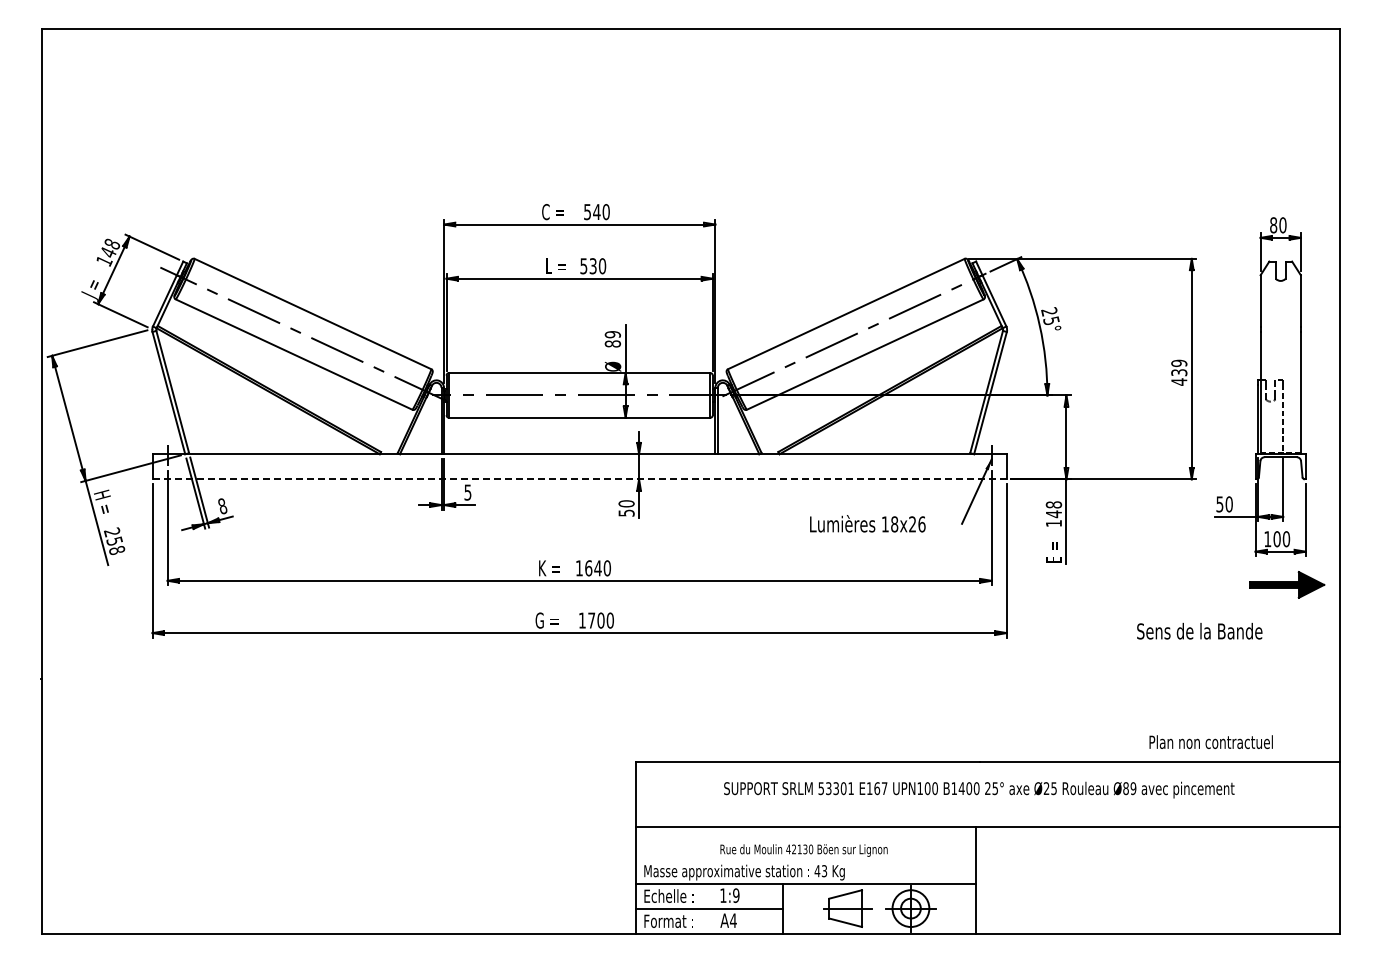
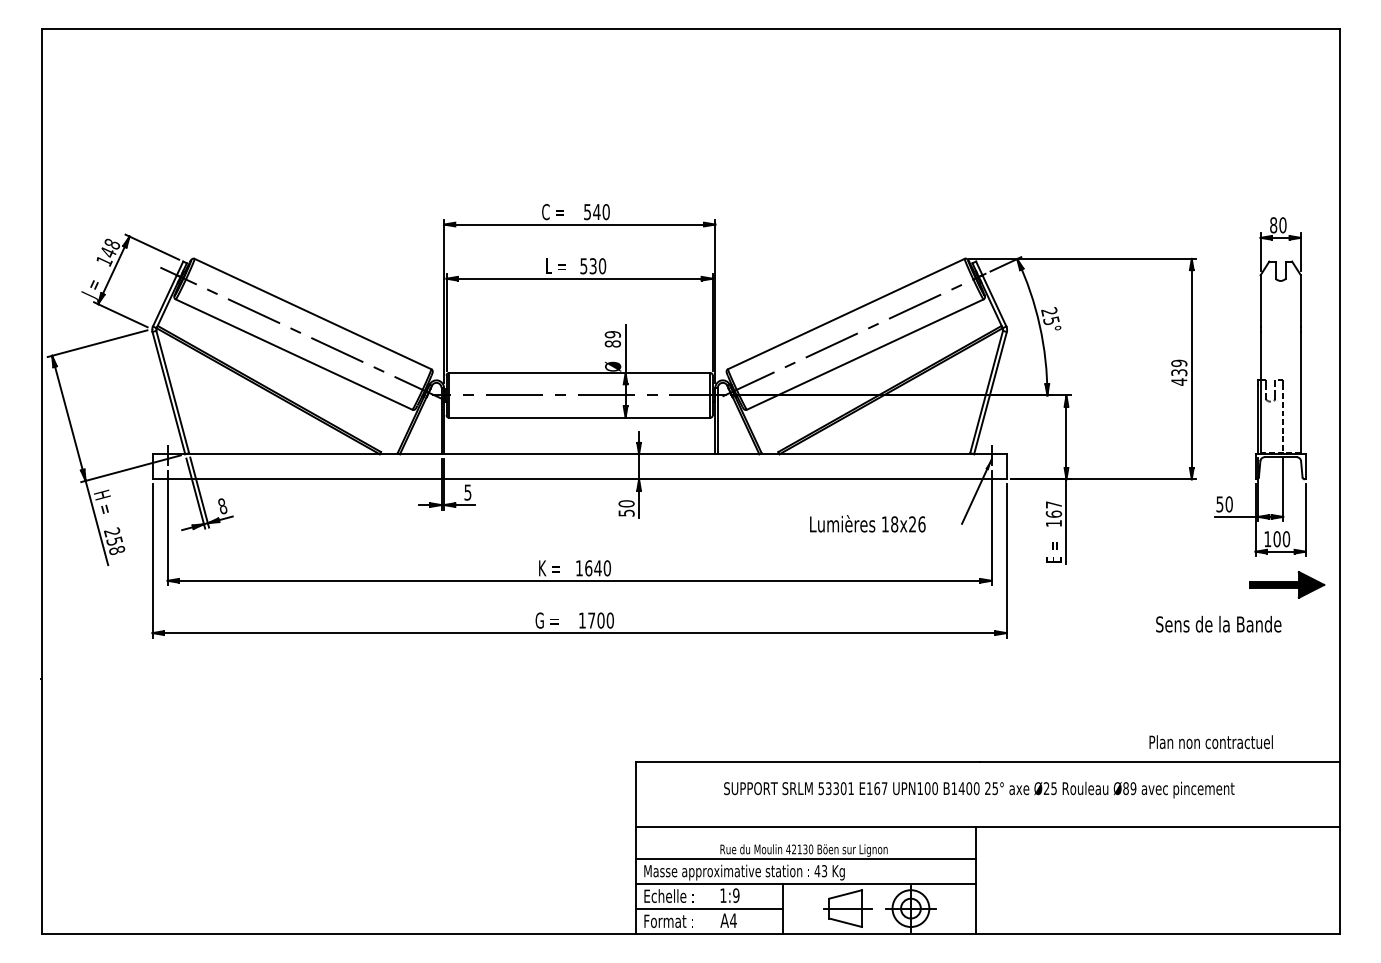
line: dashed -> solid (579, 479)
text: 148 -> 167 (1053, 509)
text position: (1199, 630) -> (1218, 623) (1218, 623)
line: none -> present (805, 859)
